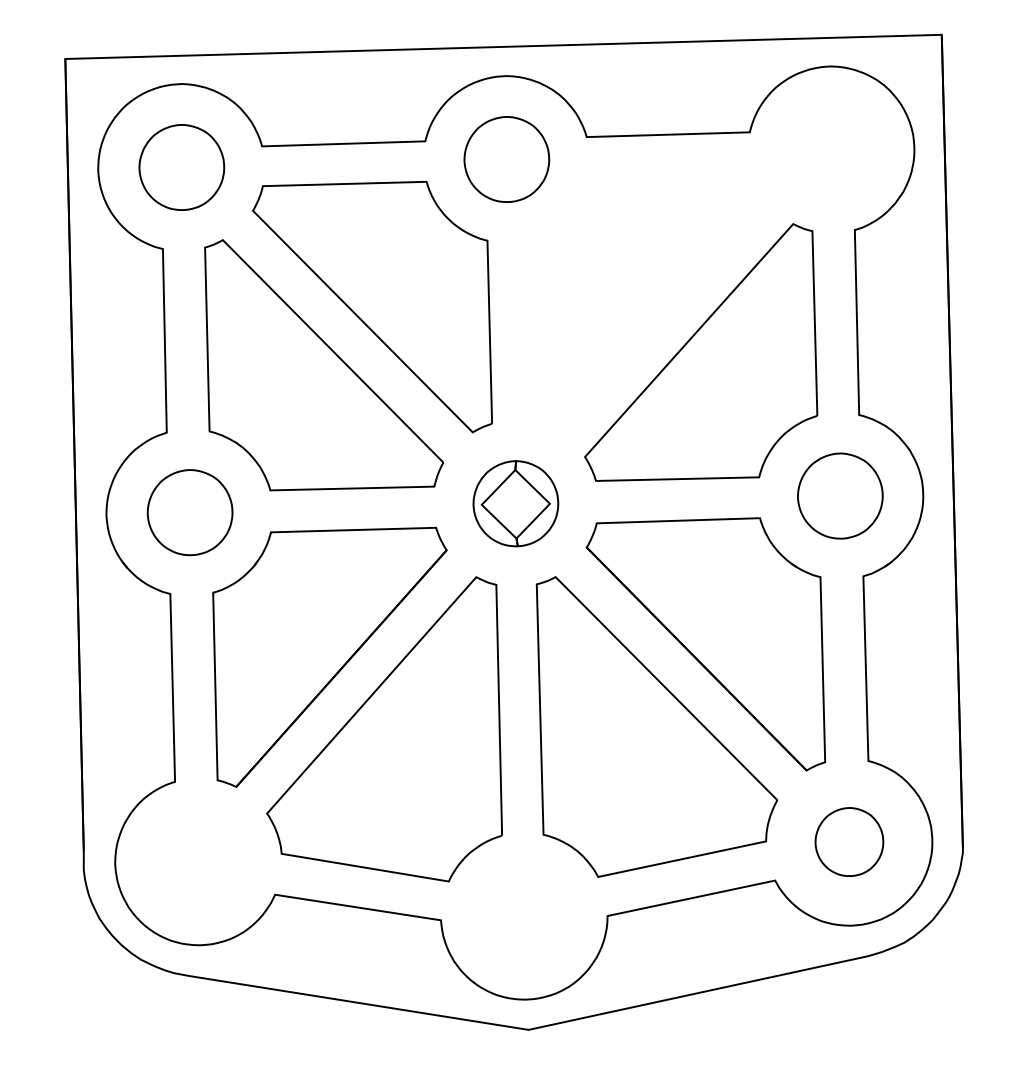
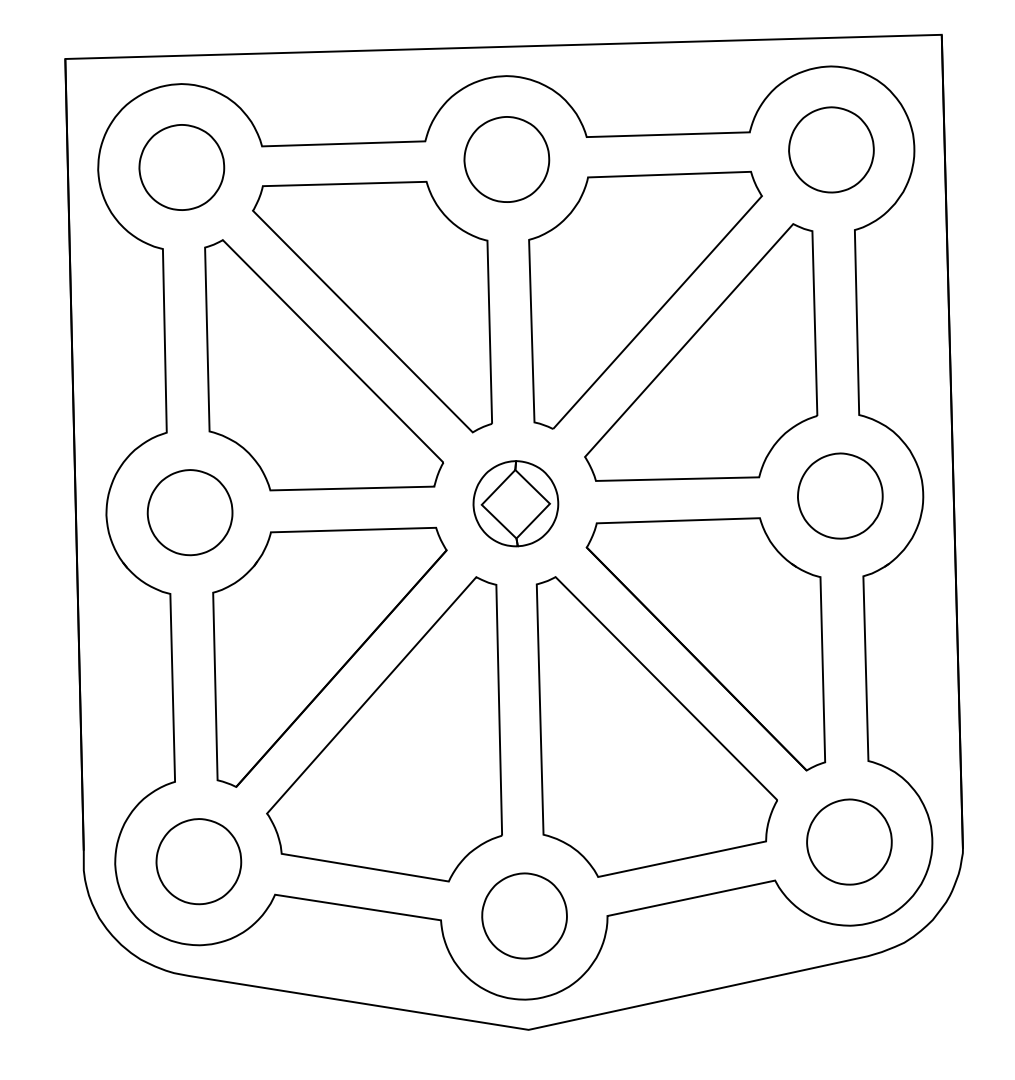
part: none -> present (831, 149)
part: none -> present (645, 300)
part size: 71x70 px -> 87x88 px (849, 841)
part: none -> present (198, 861)
part: none -> present (524, 915)
